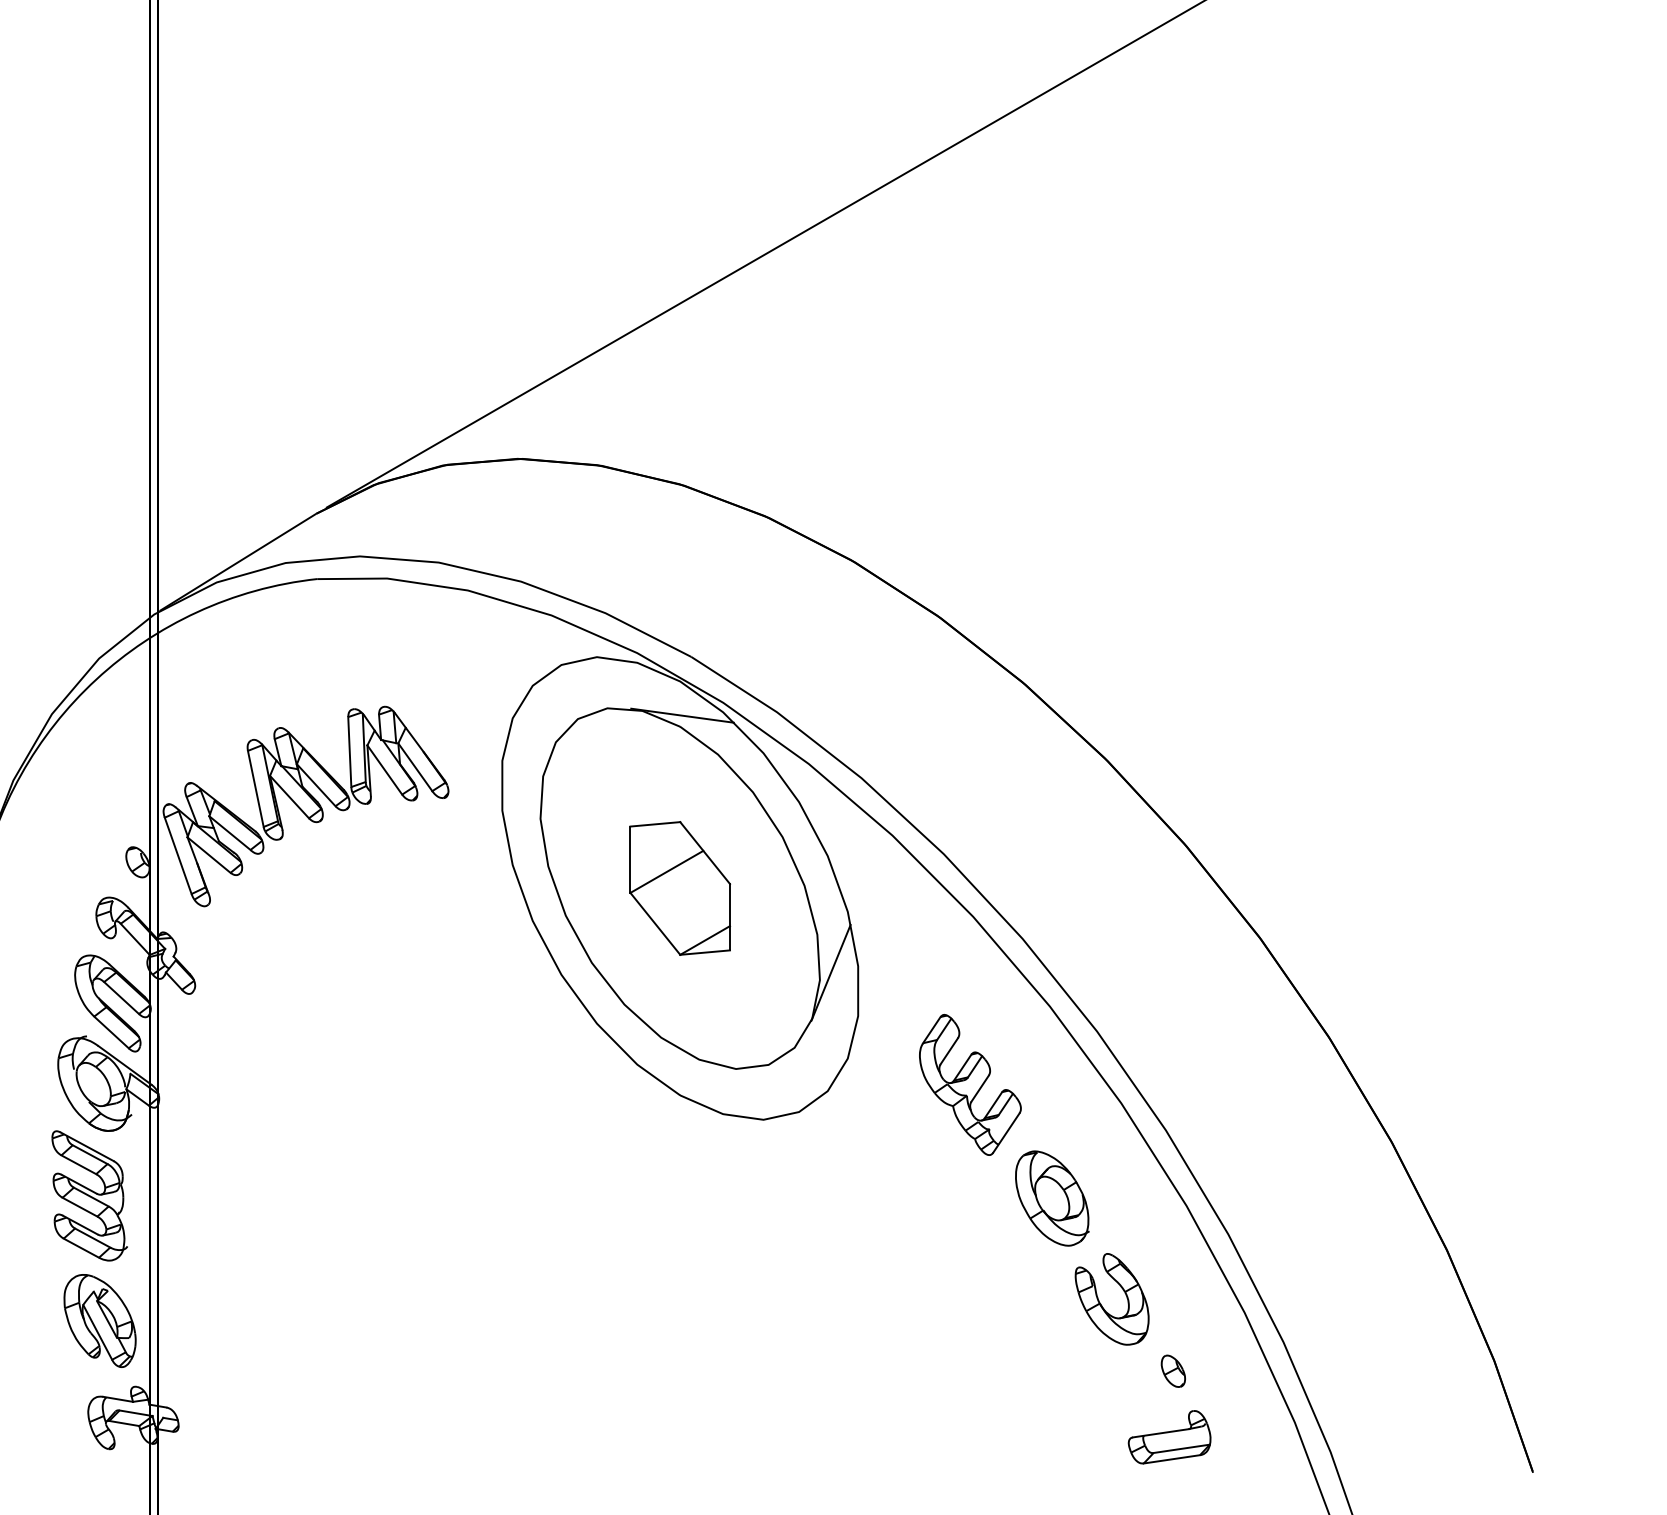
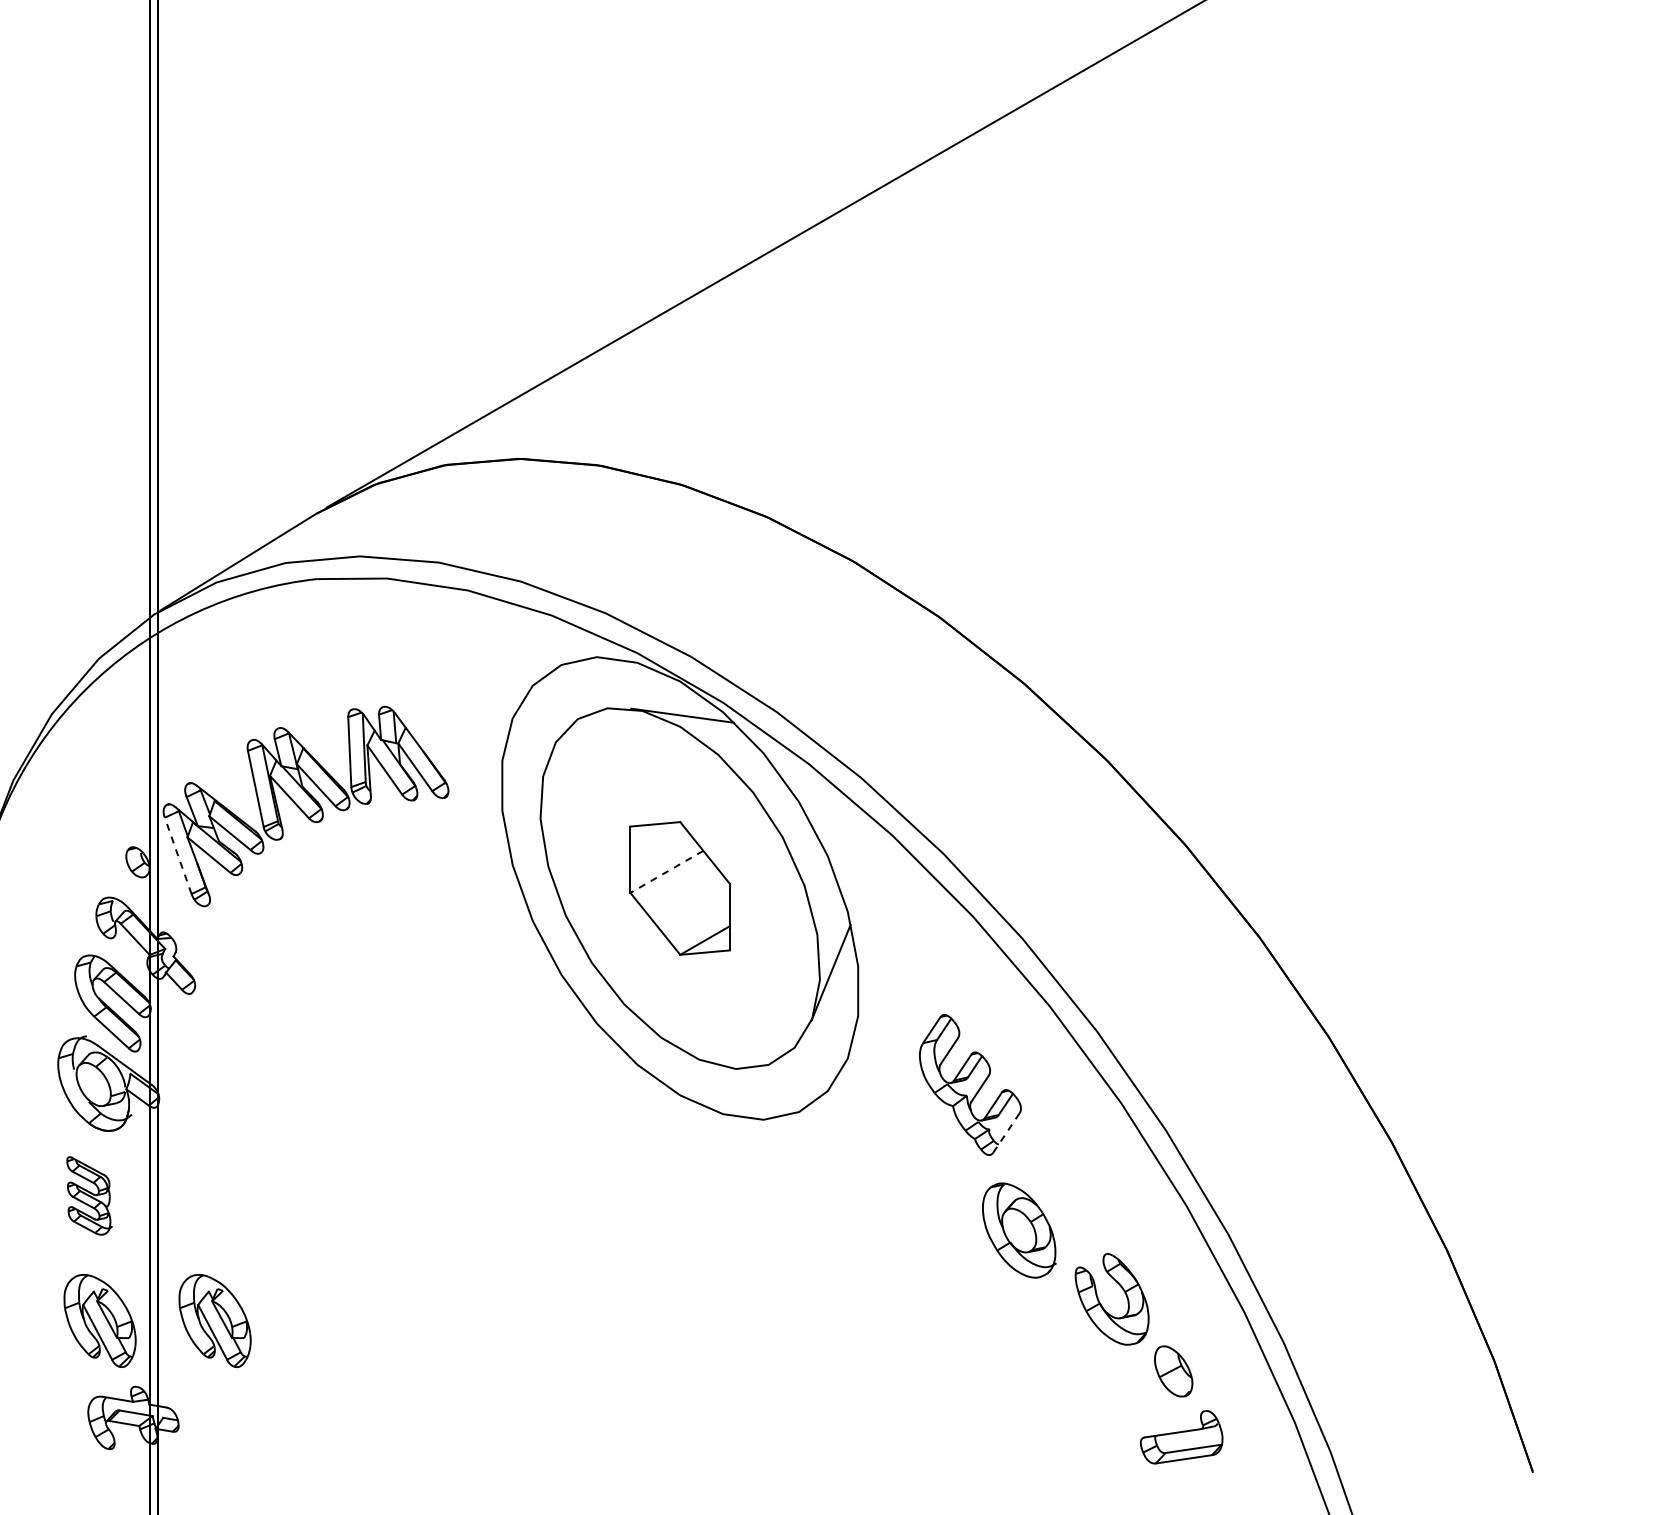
line: solid -> dashed (178, 855)
line: solid -> dashed (666, 872)
line: solid -> dashed (1006, 1133)
part size: 77x132 px -> 47x80 px (89, 1195)
part position: (1052, 1198) -> (1019, 1230) (1019, 1230)
part: none -> present (214, 1320)
part size: 26x34 px -> 40x53 px (1173, 1371)
part position: (1169, 1437) -> (1181, 1437) (1181, 1437)
